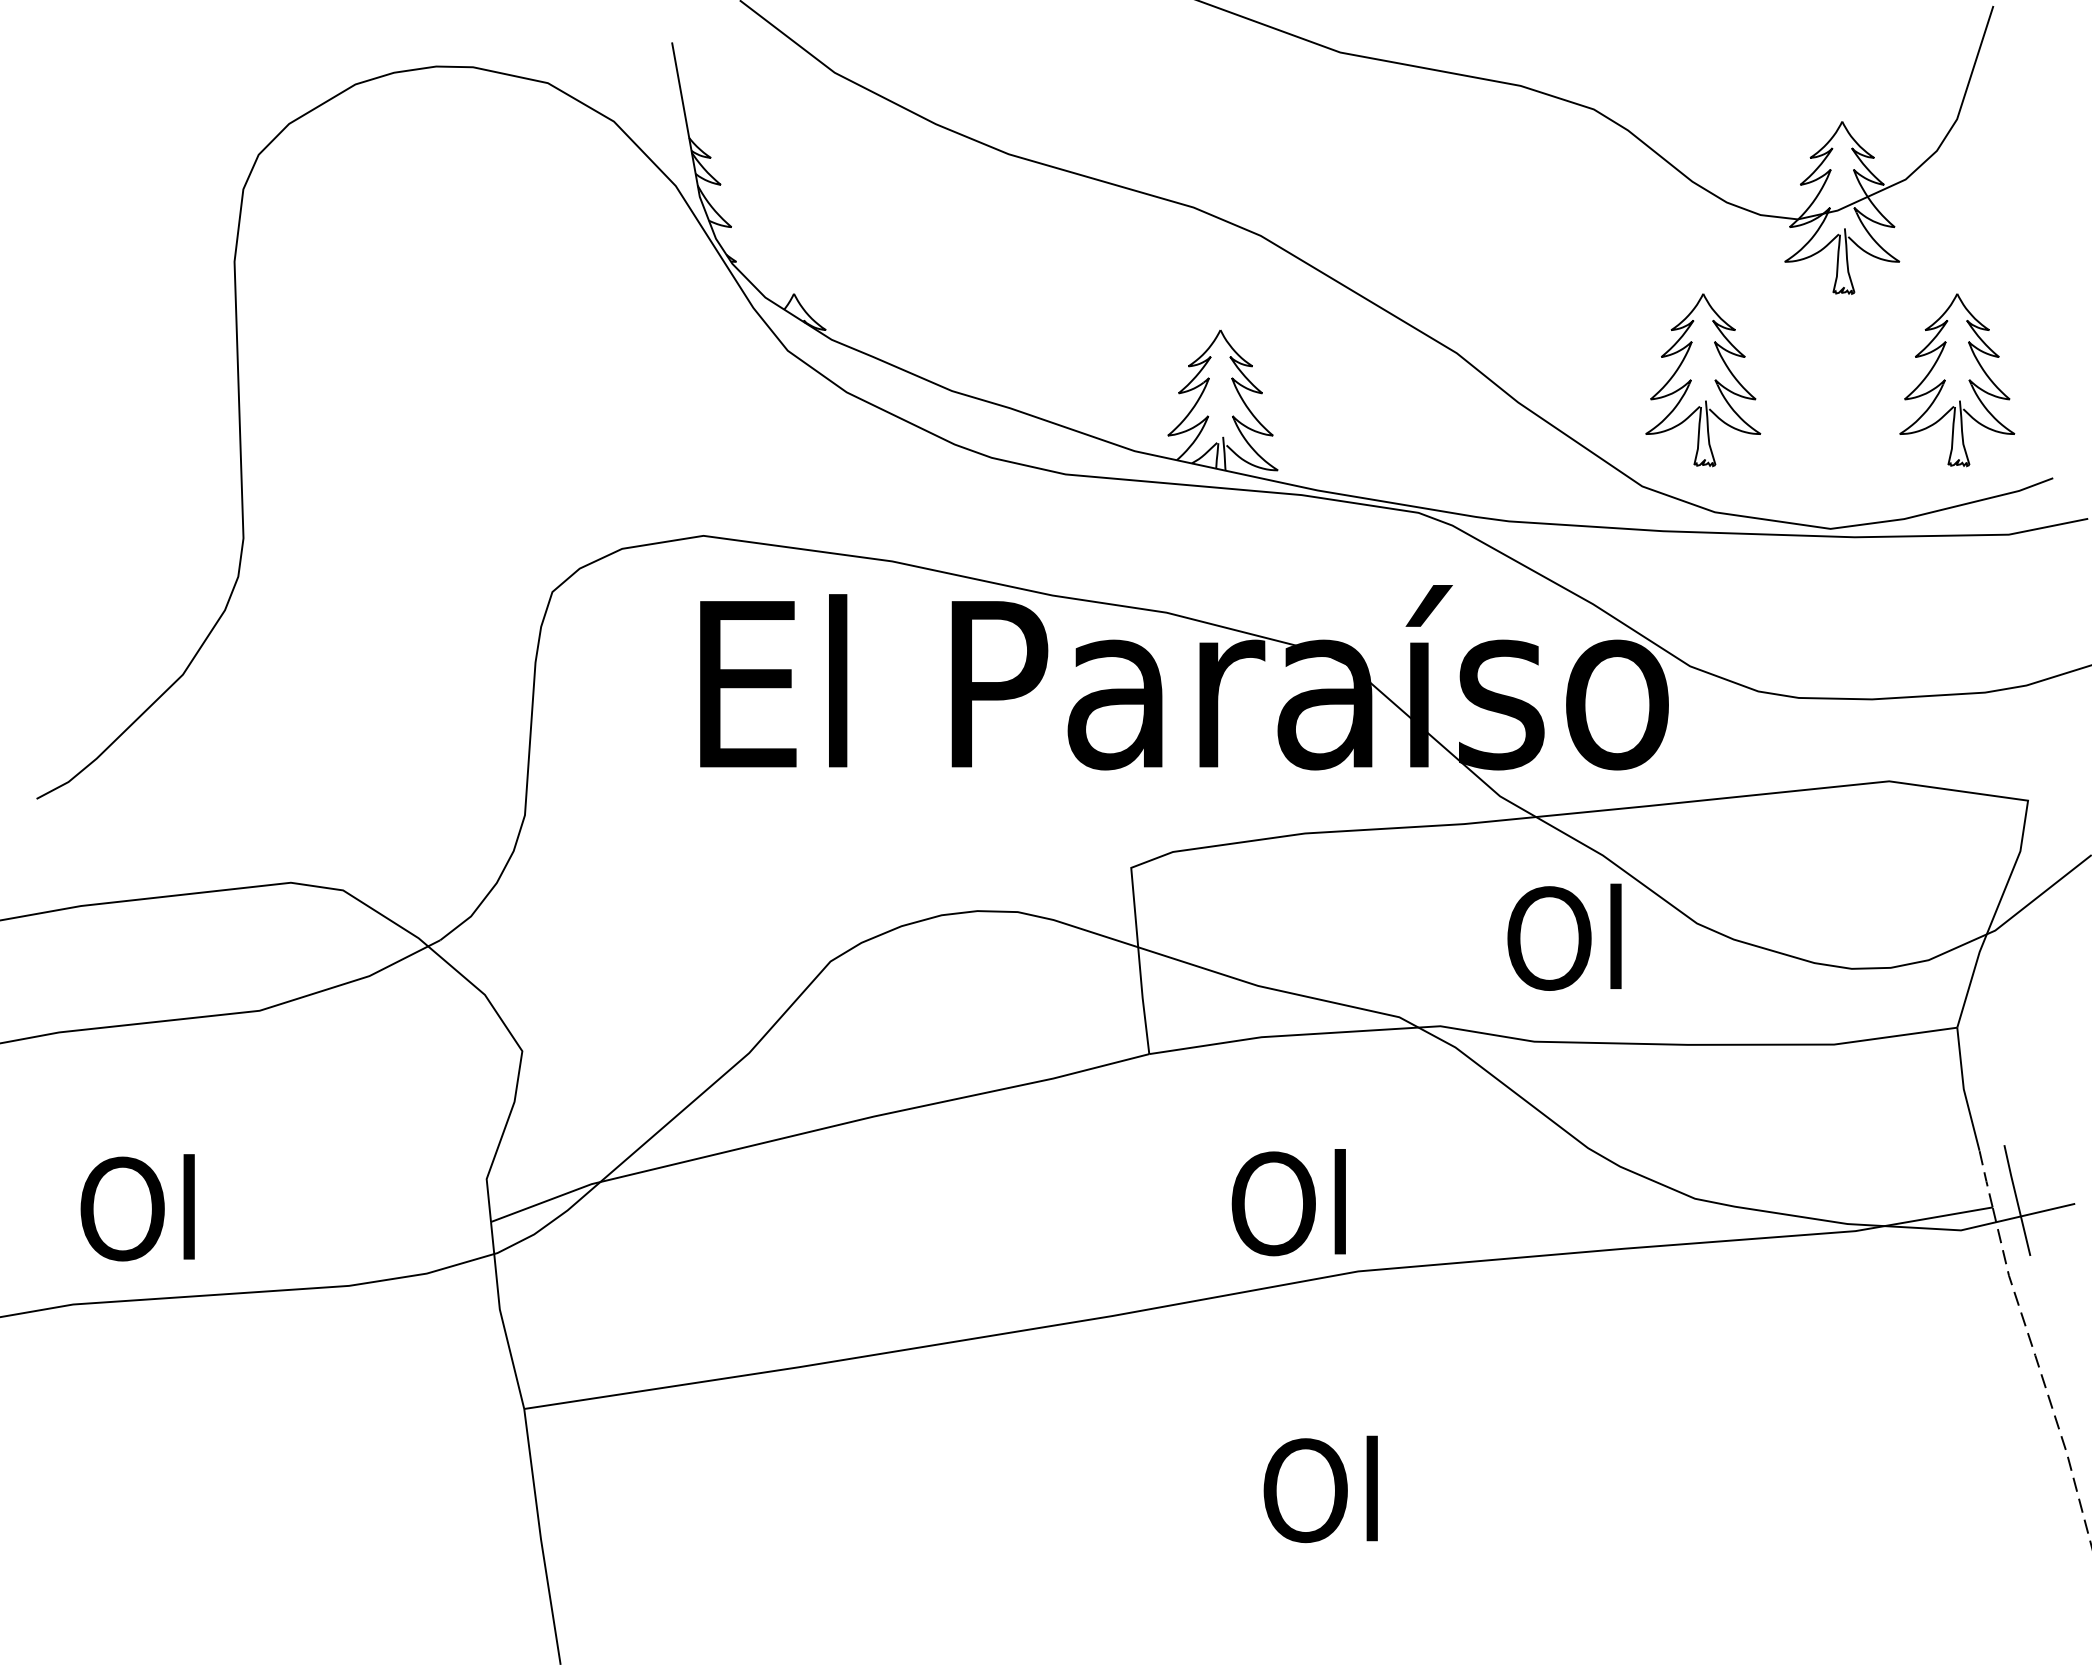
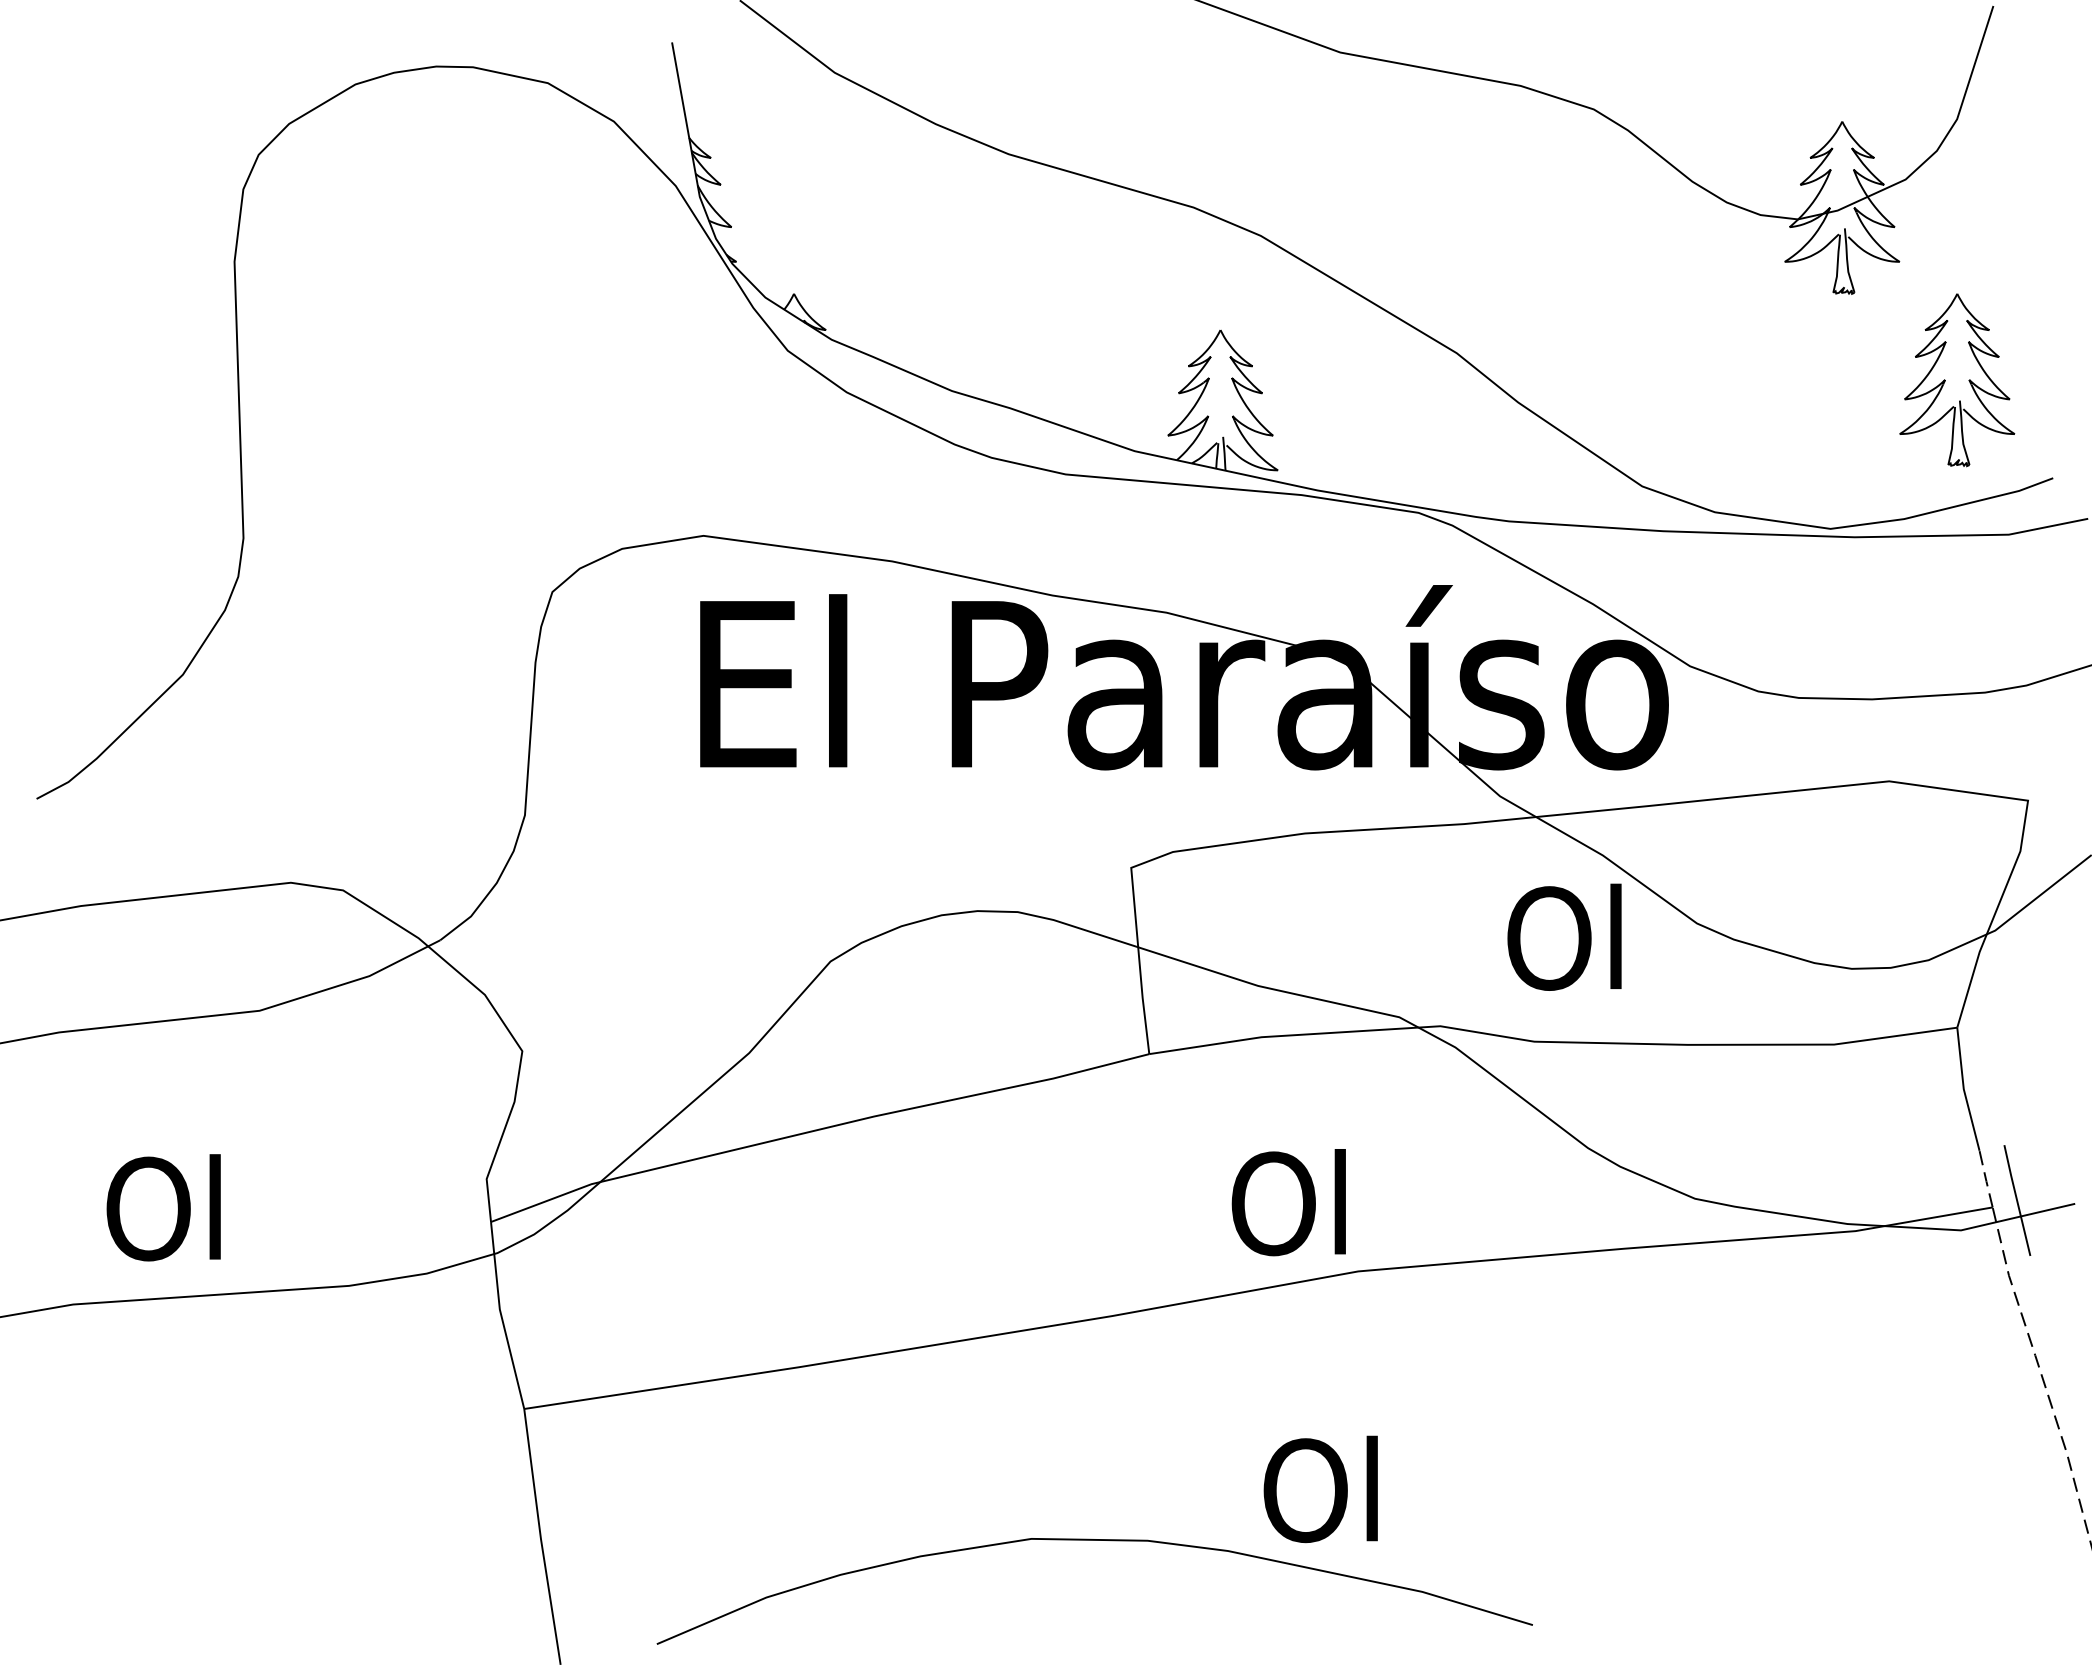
part: present -> none (1714, 380)
text position: (137, 1207) -> (163, 1207) (163, 1207)
curve: none -> present (1094, 1540)
